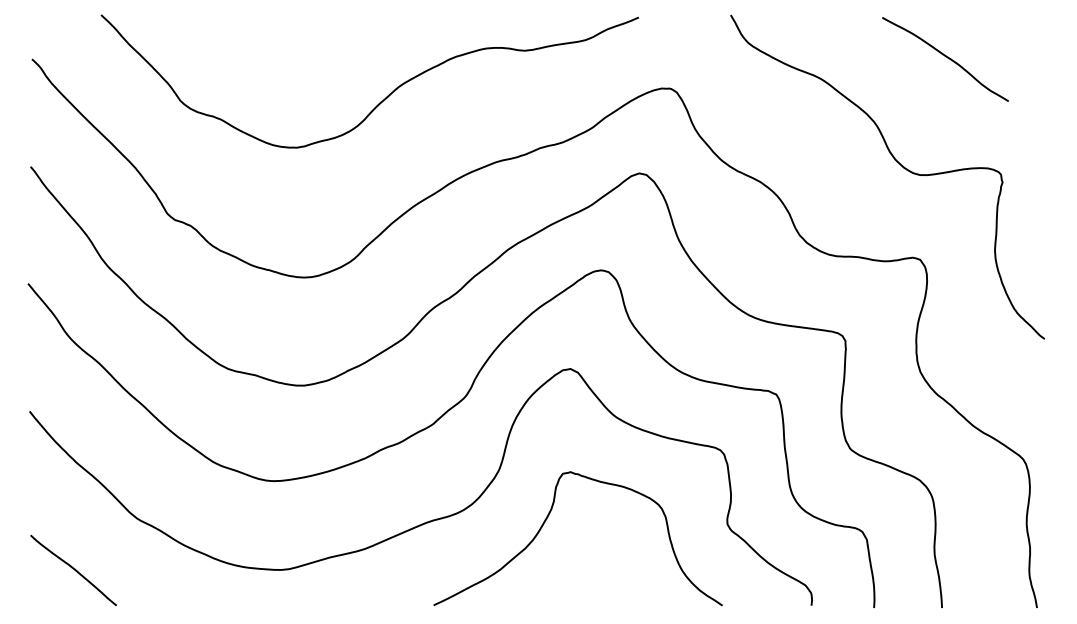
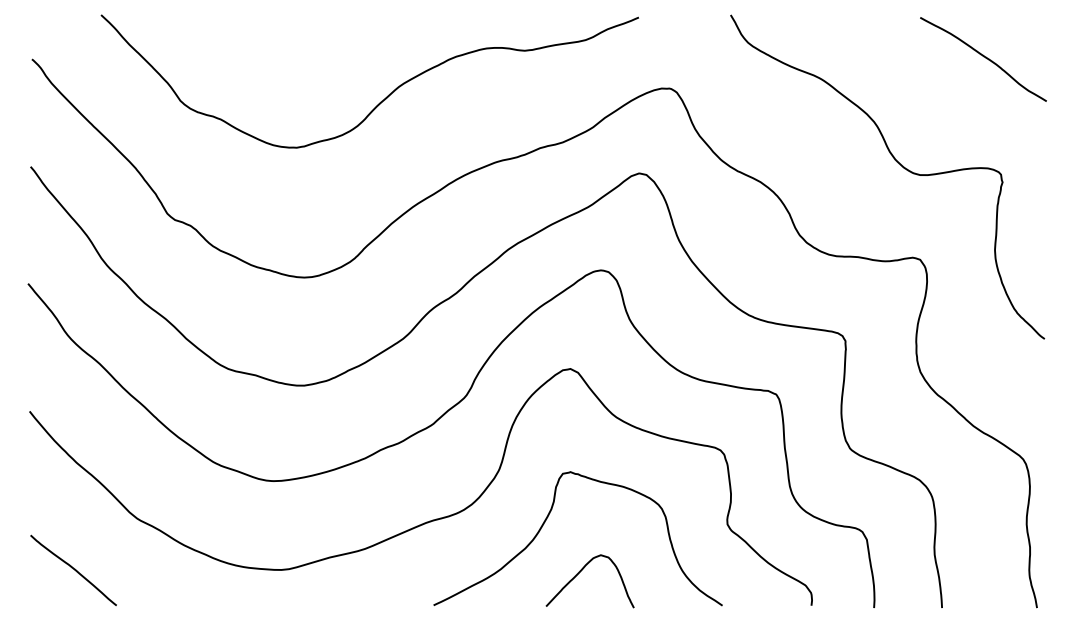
curve position: (945, 57) -> (983, 57) (983, 57)
curve: none -> present (580, 572)
